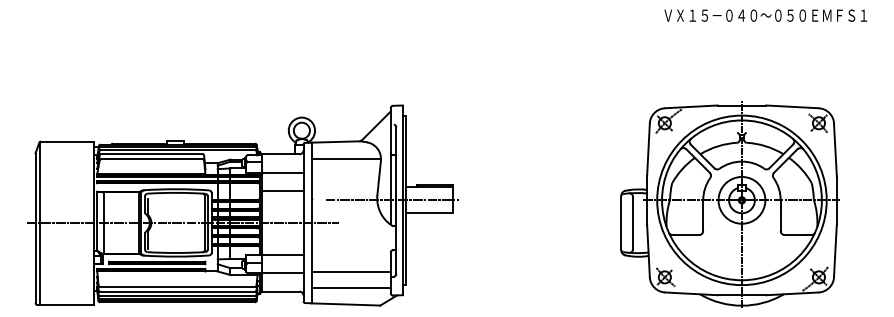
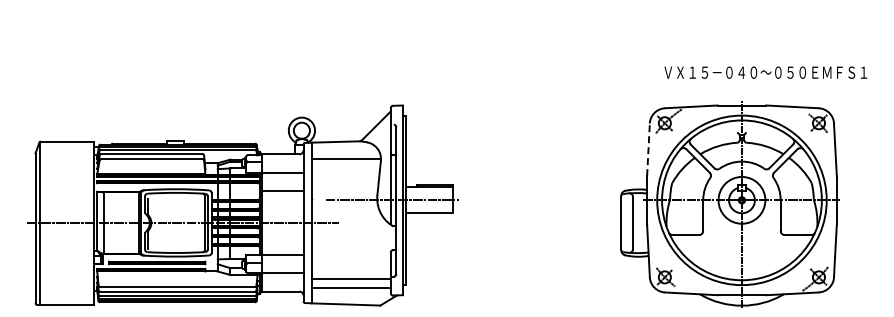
text position: (765, 15) -> (765, 72) (765, 72)
line: solid -> dashed (648, 149)
line position: (350, 271) -> (350, 278) (350, 278)
